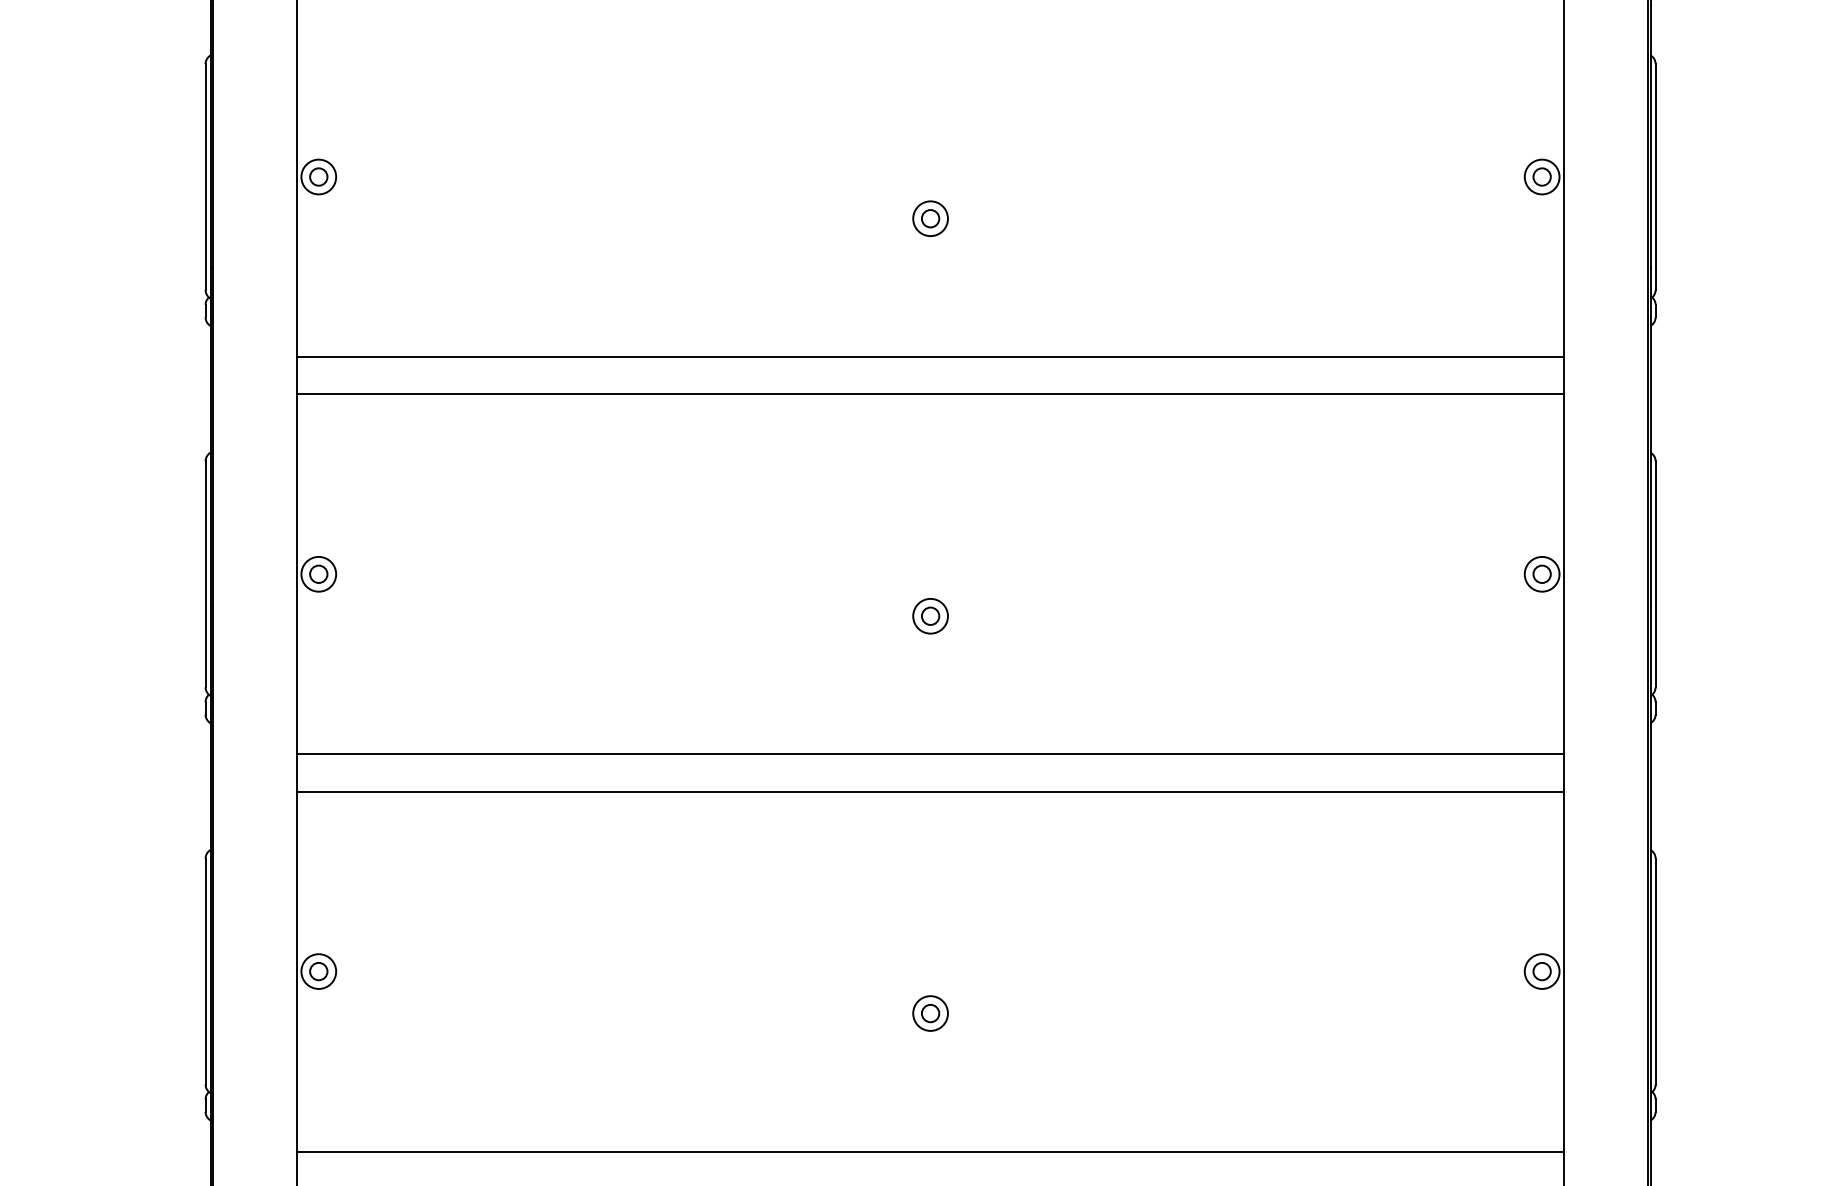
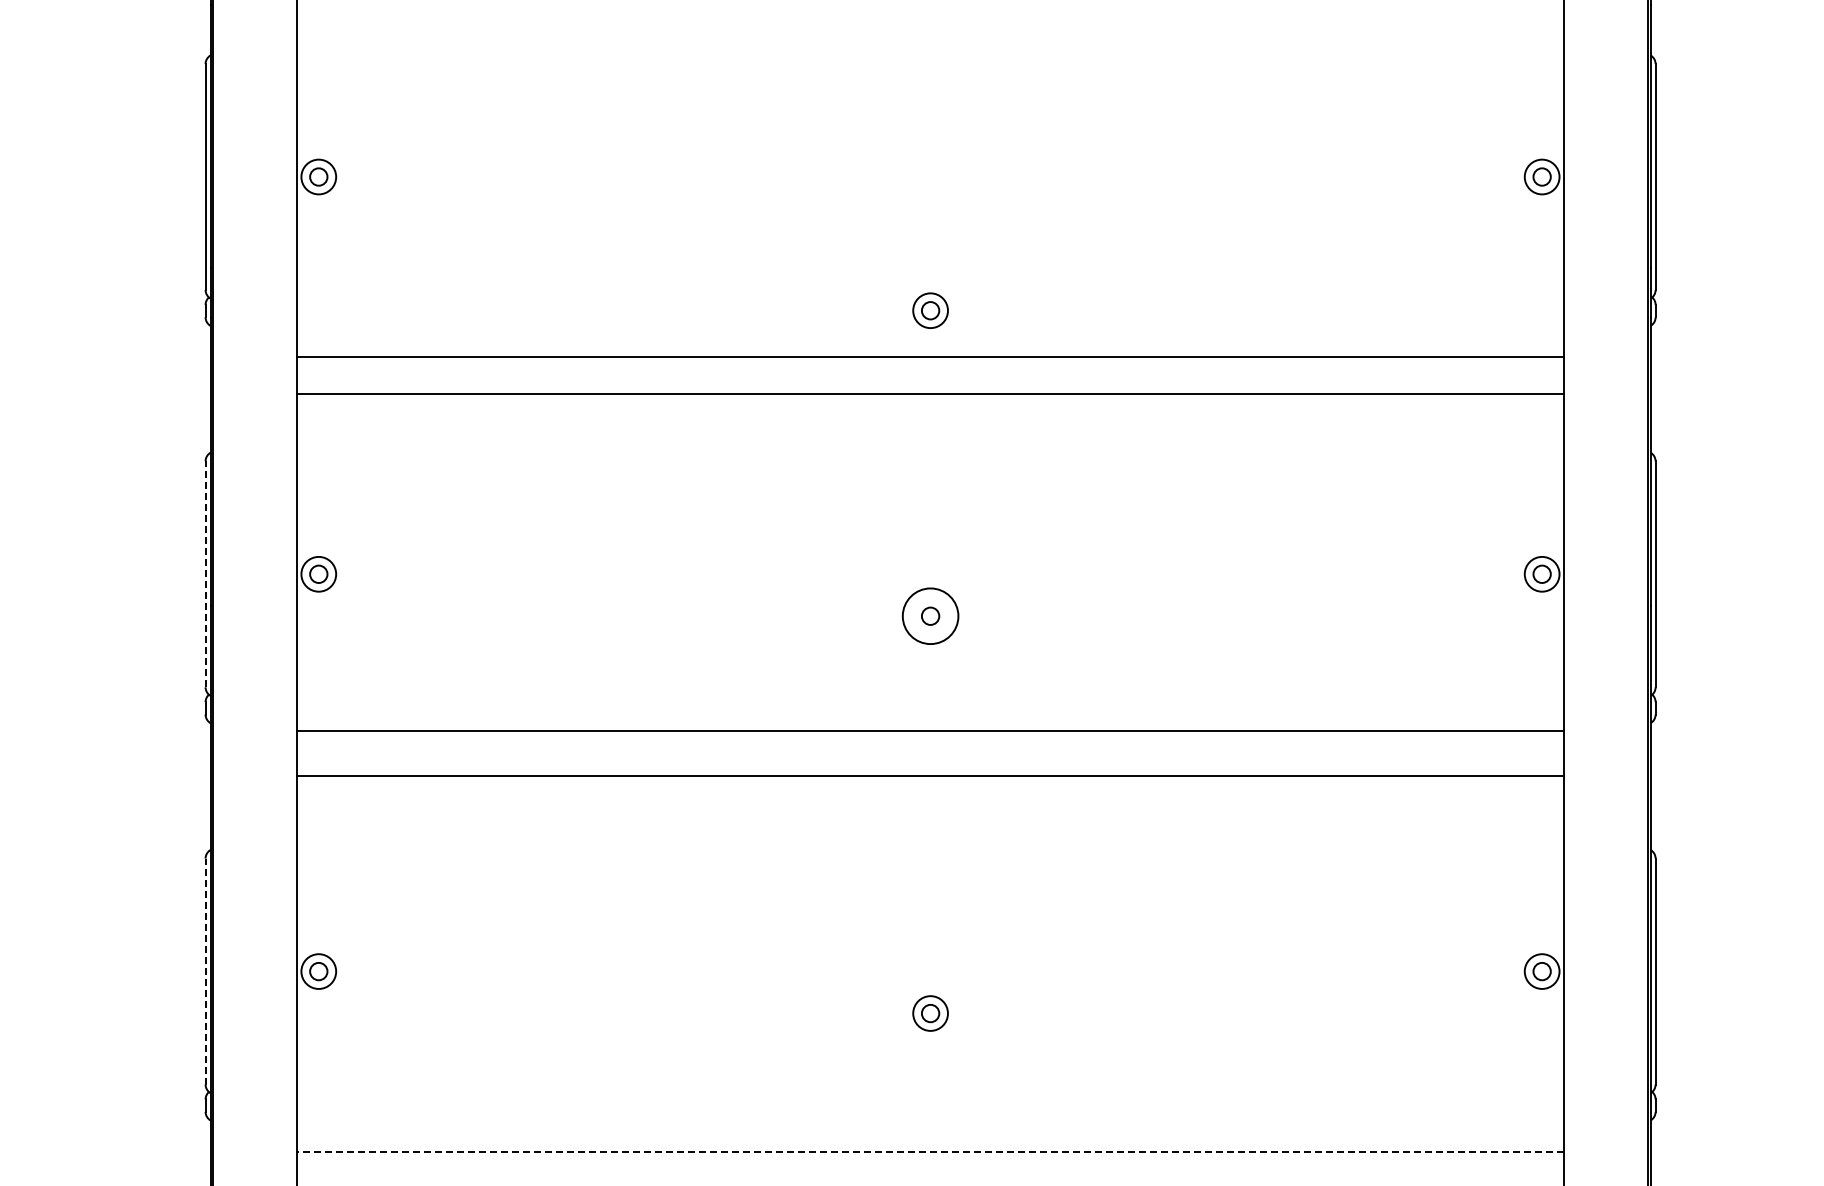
part position: (930, 218) -> (930, 310) (930, 310)
line: solid -> dashed (205, 574)
circle diameter: 35 px -> 56 px (930, 616)
line position: (930, 754) -> (930, 731) (930, 731)
line position: (930, 791) -> (930, 775) (930, 775)
line: solid -> dashed (205, 971)
line: solid -> dashed (930, 1151)
